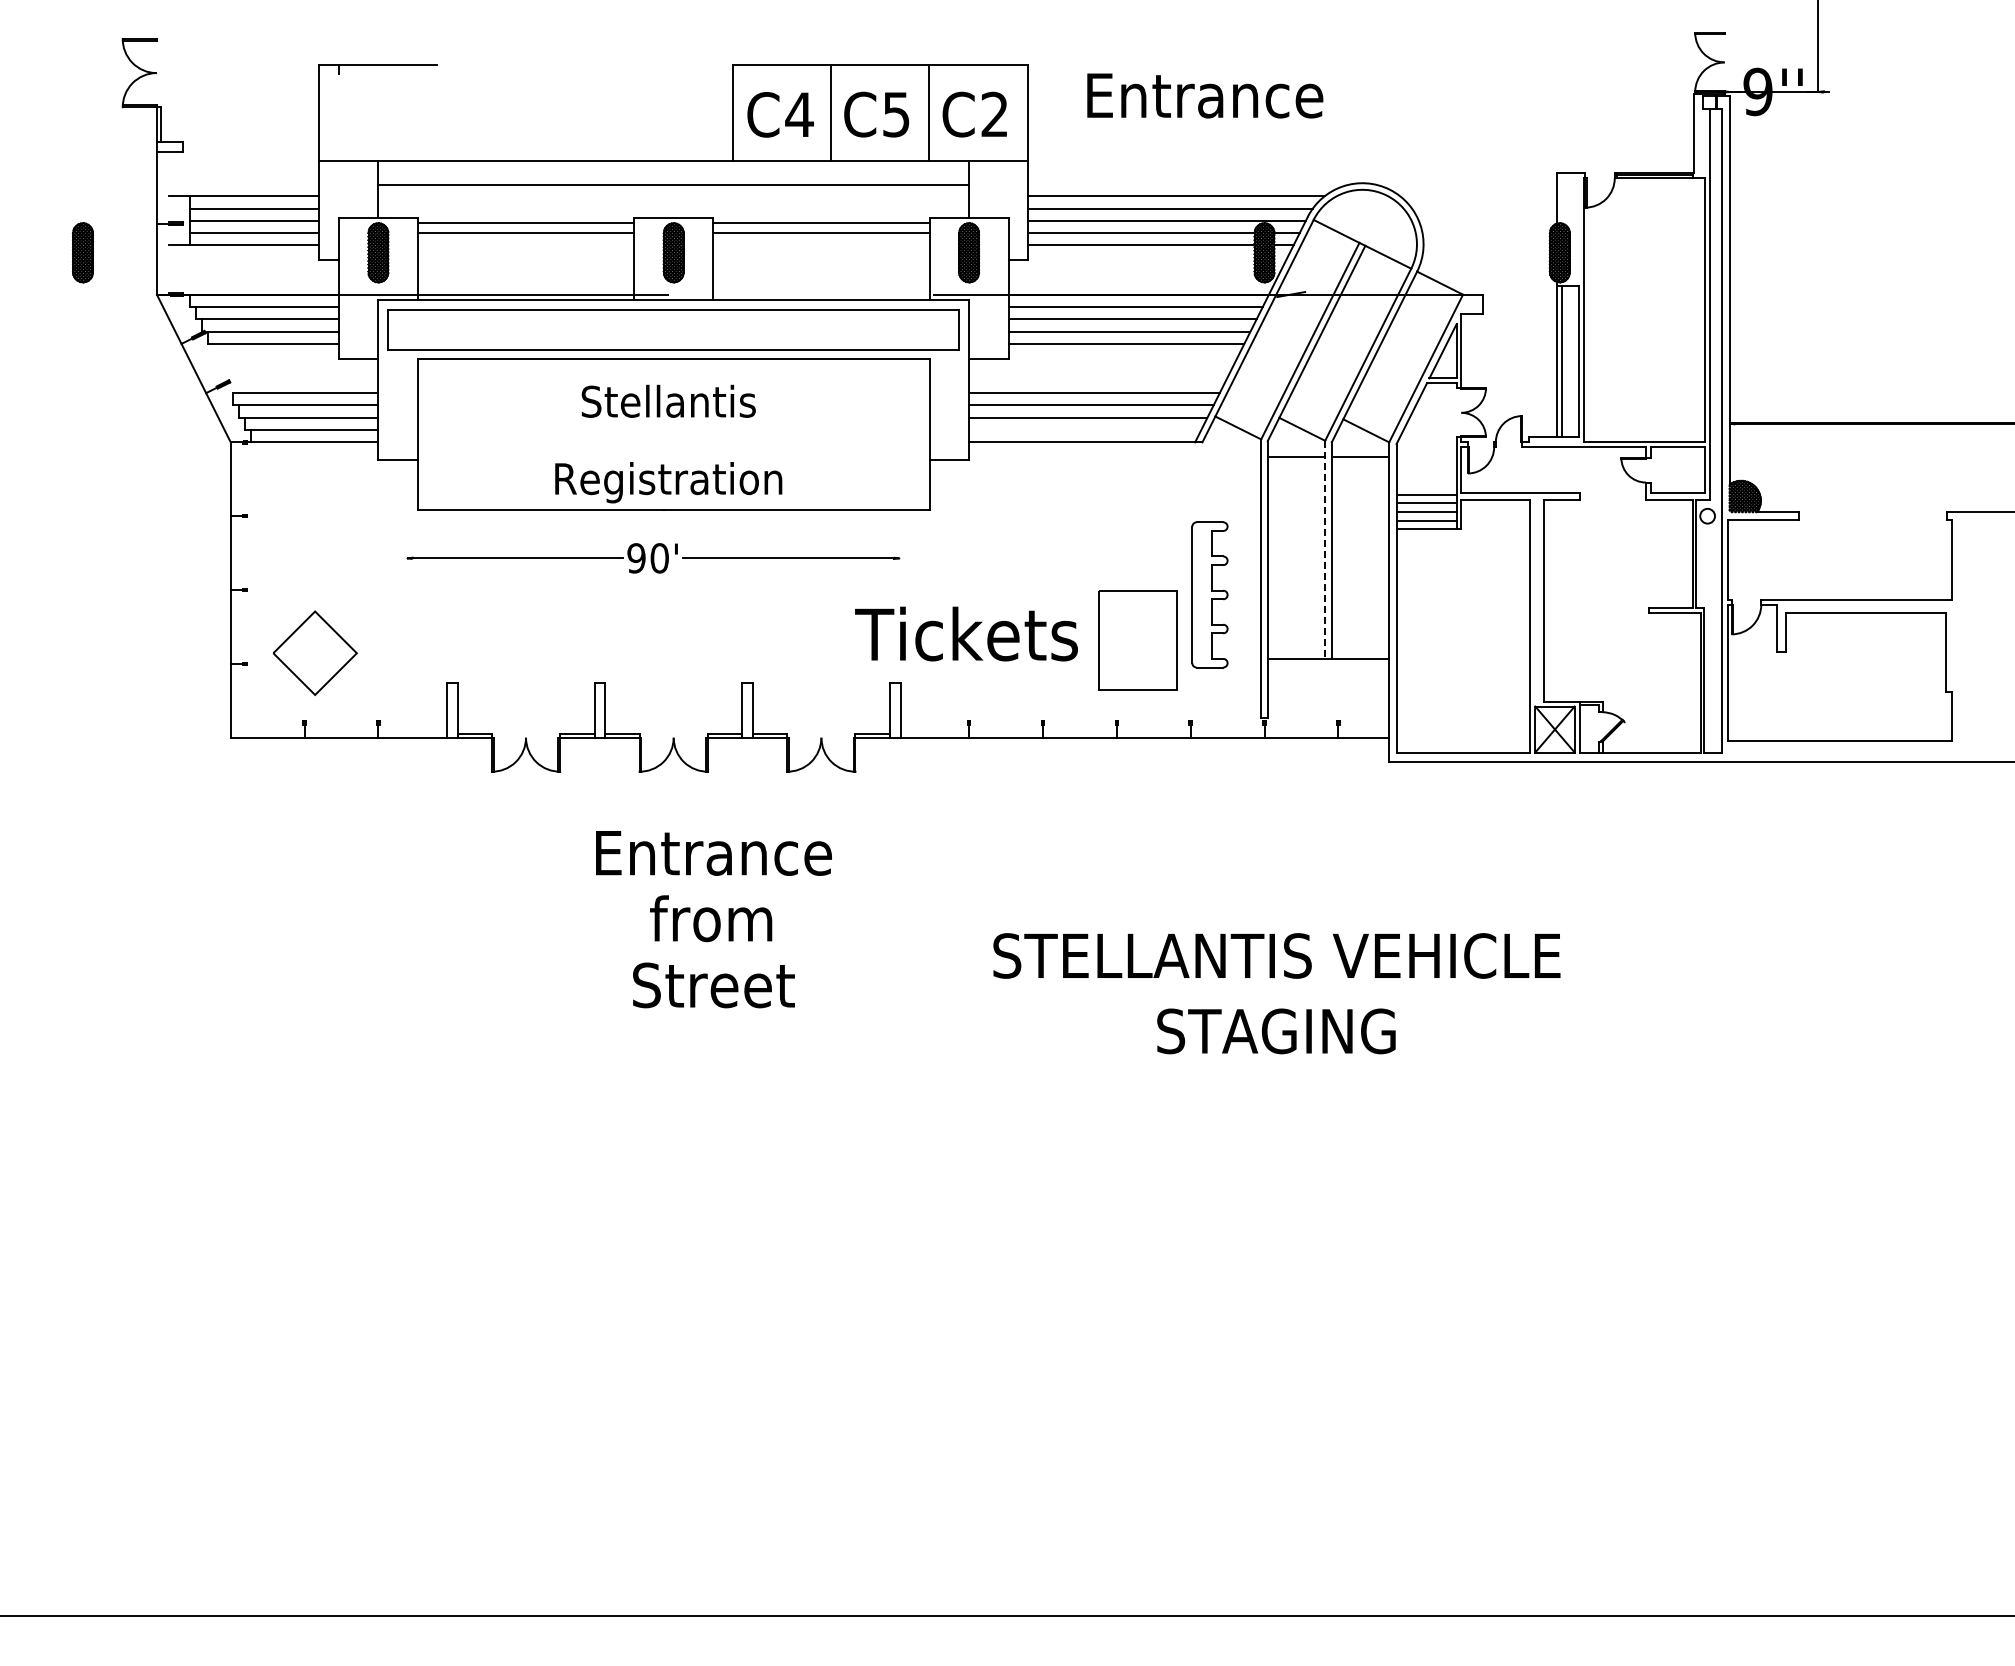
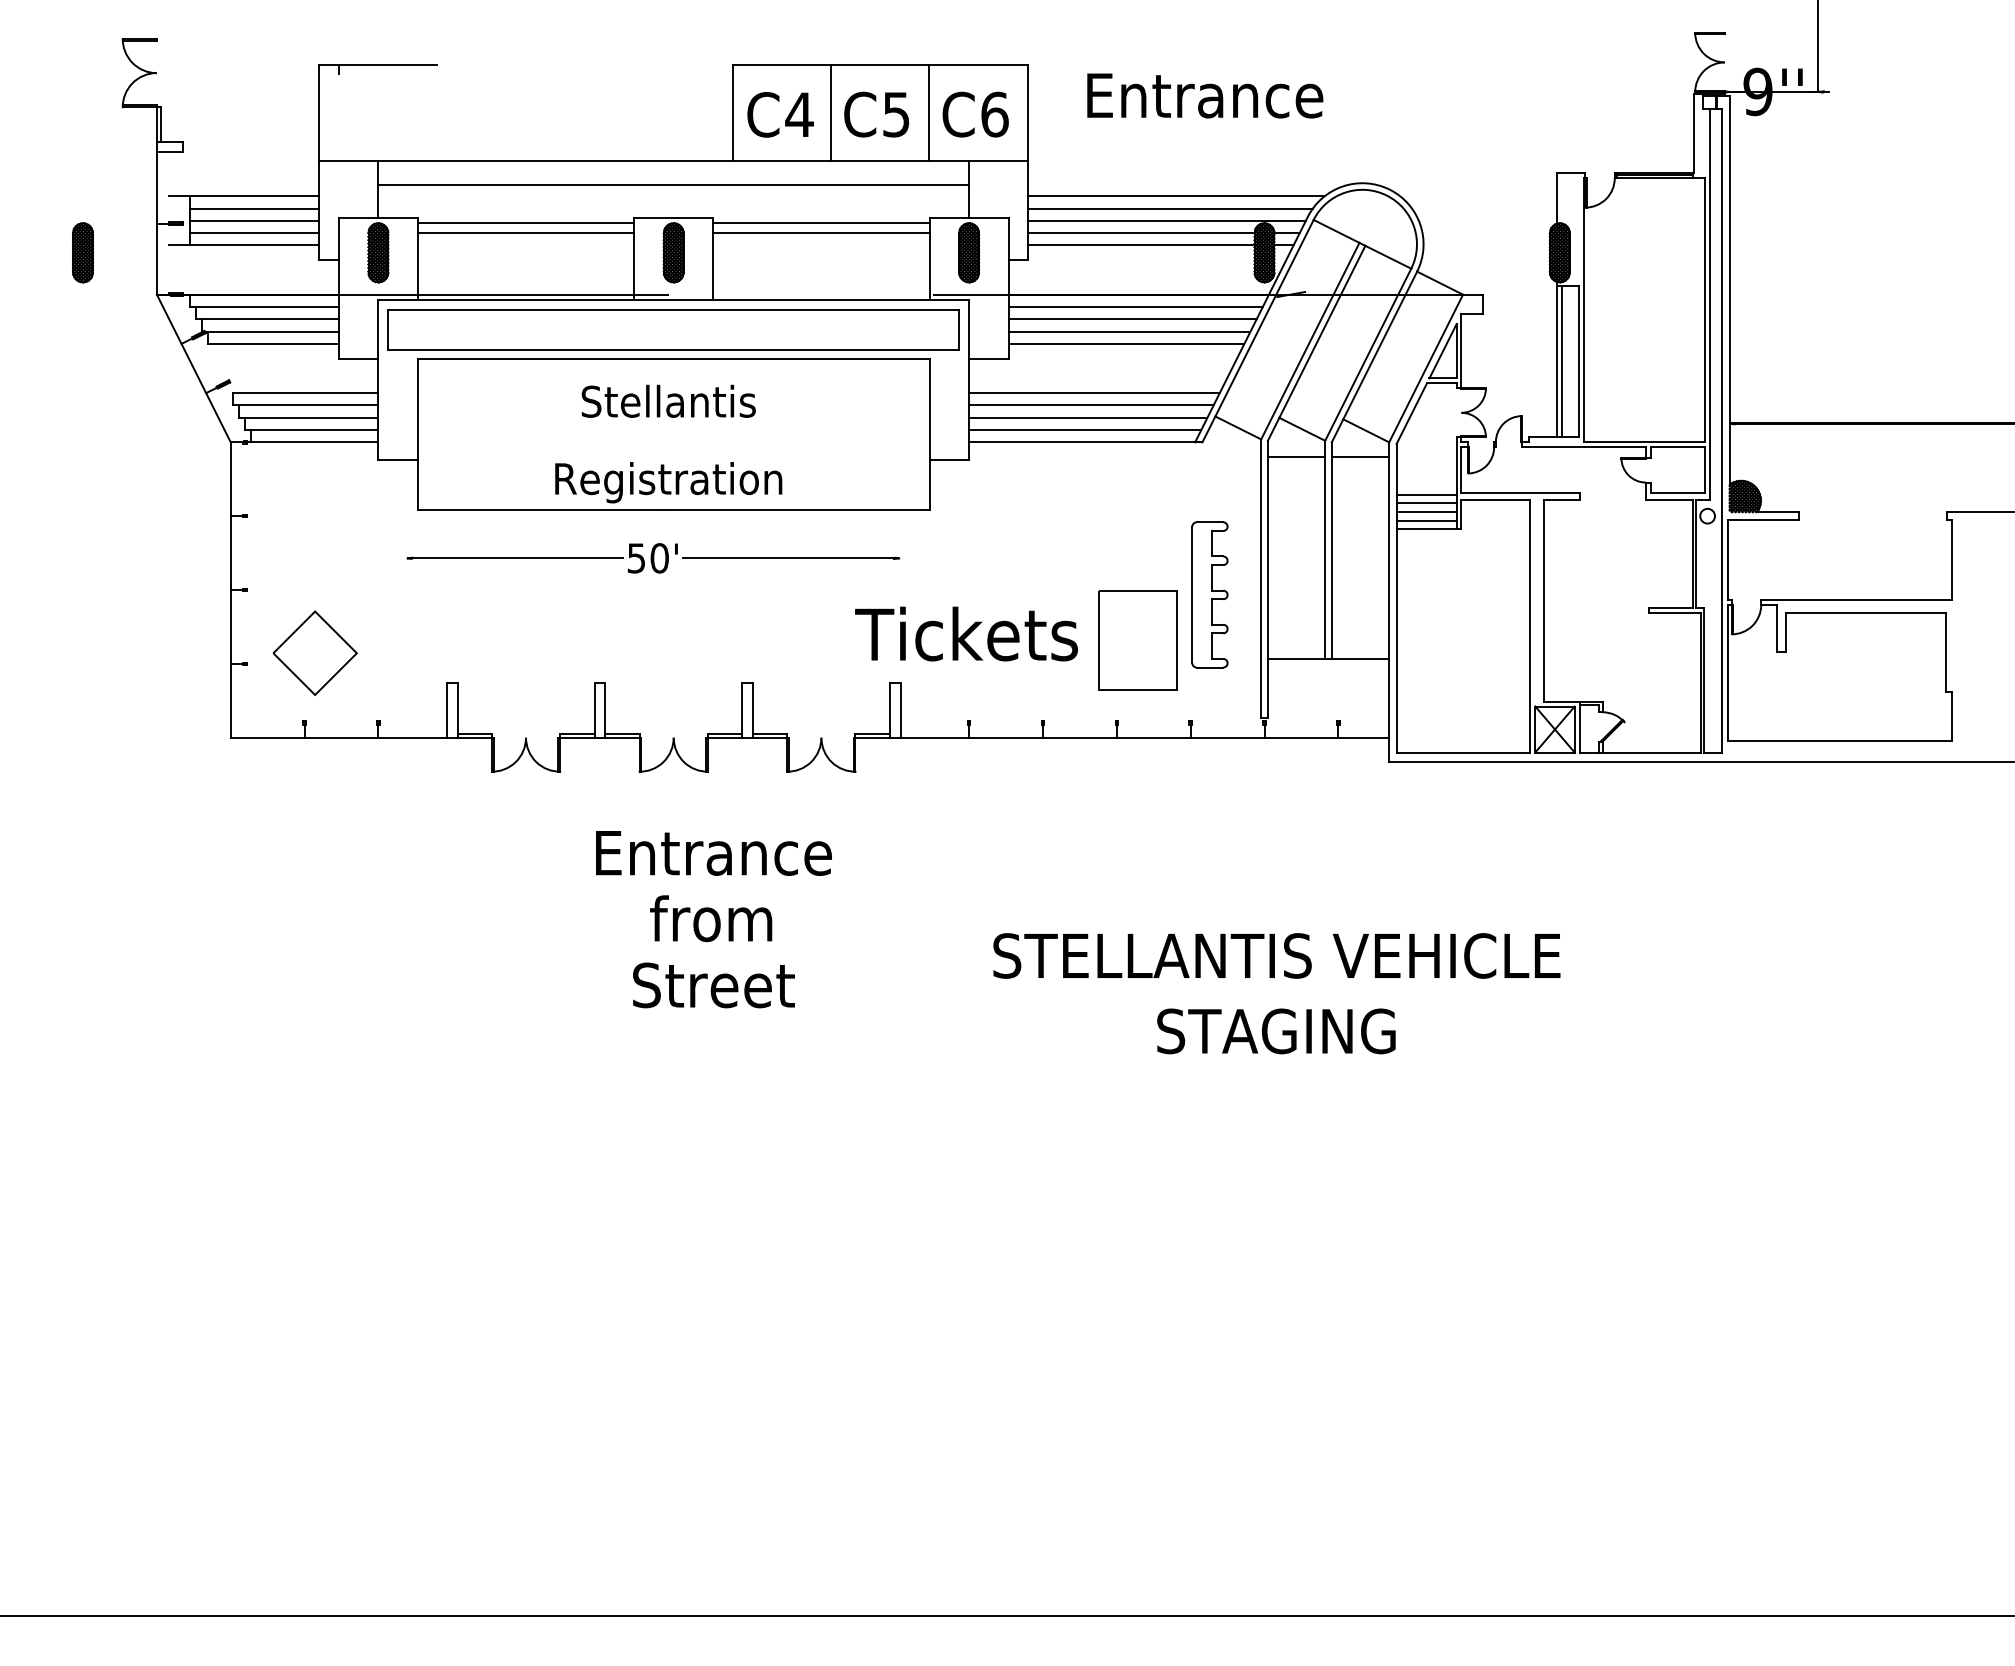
text: C2 -> C6 (994, 114)
line: none -> present (1085, 430)
line: dashed -> solid (1325, 550)
text: 90' -> 50' (636, 558)
